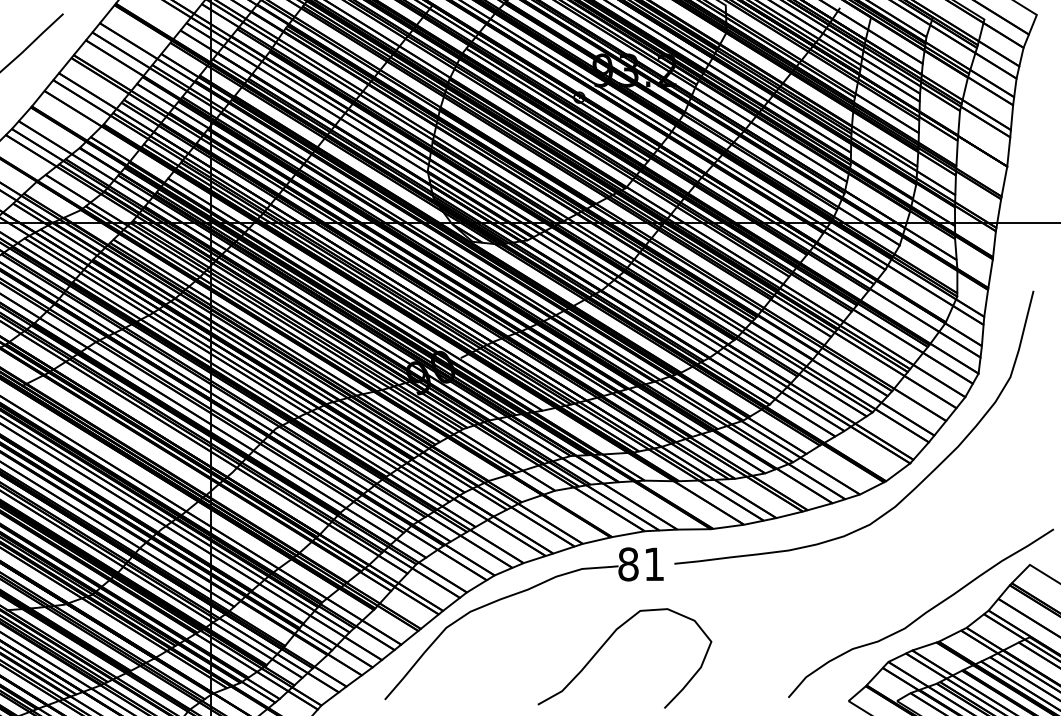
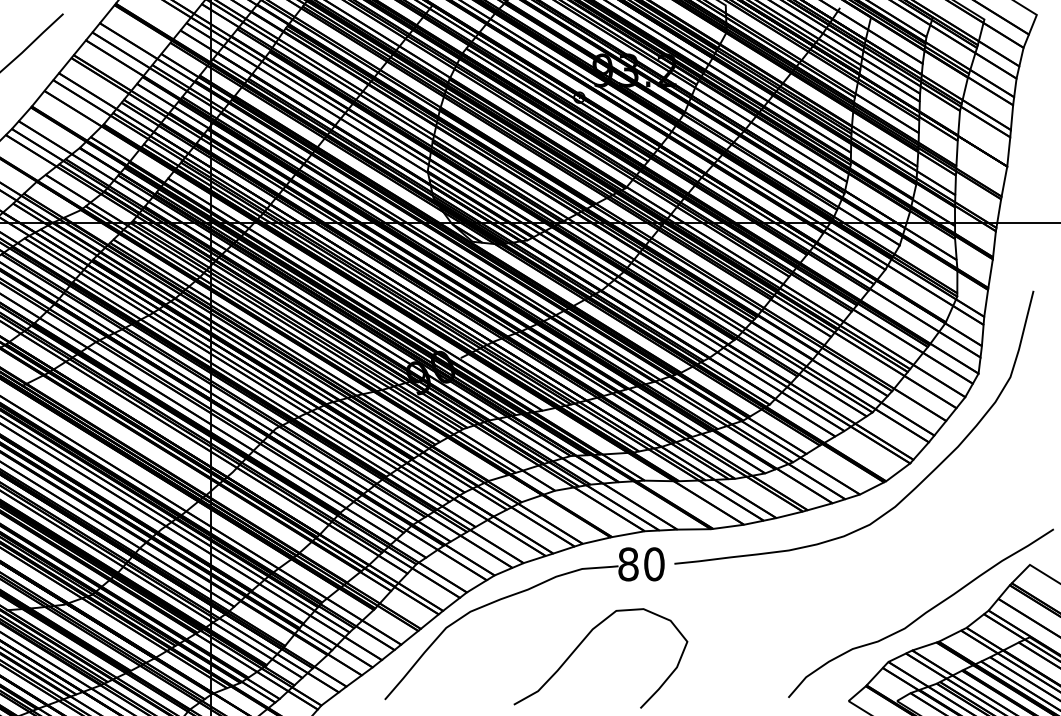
text: 81 -> 80 (654, 564)
curve position: (605, 644) -> (581, 644) (581, 644)
